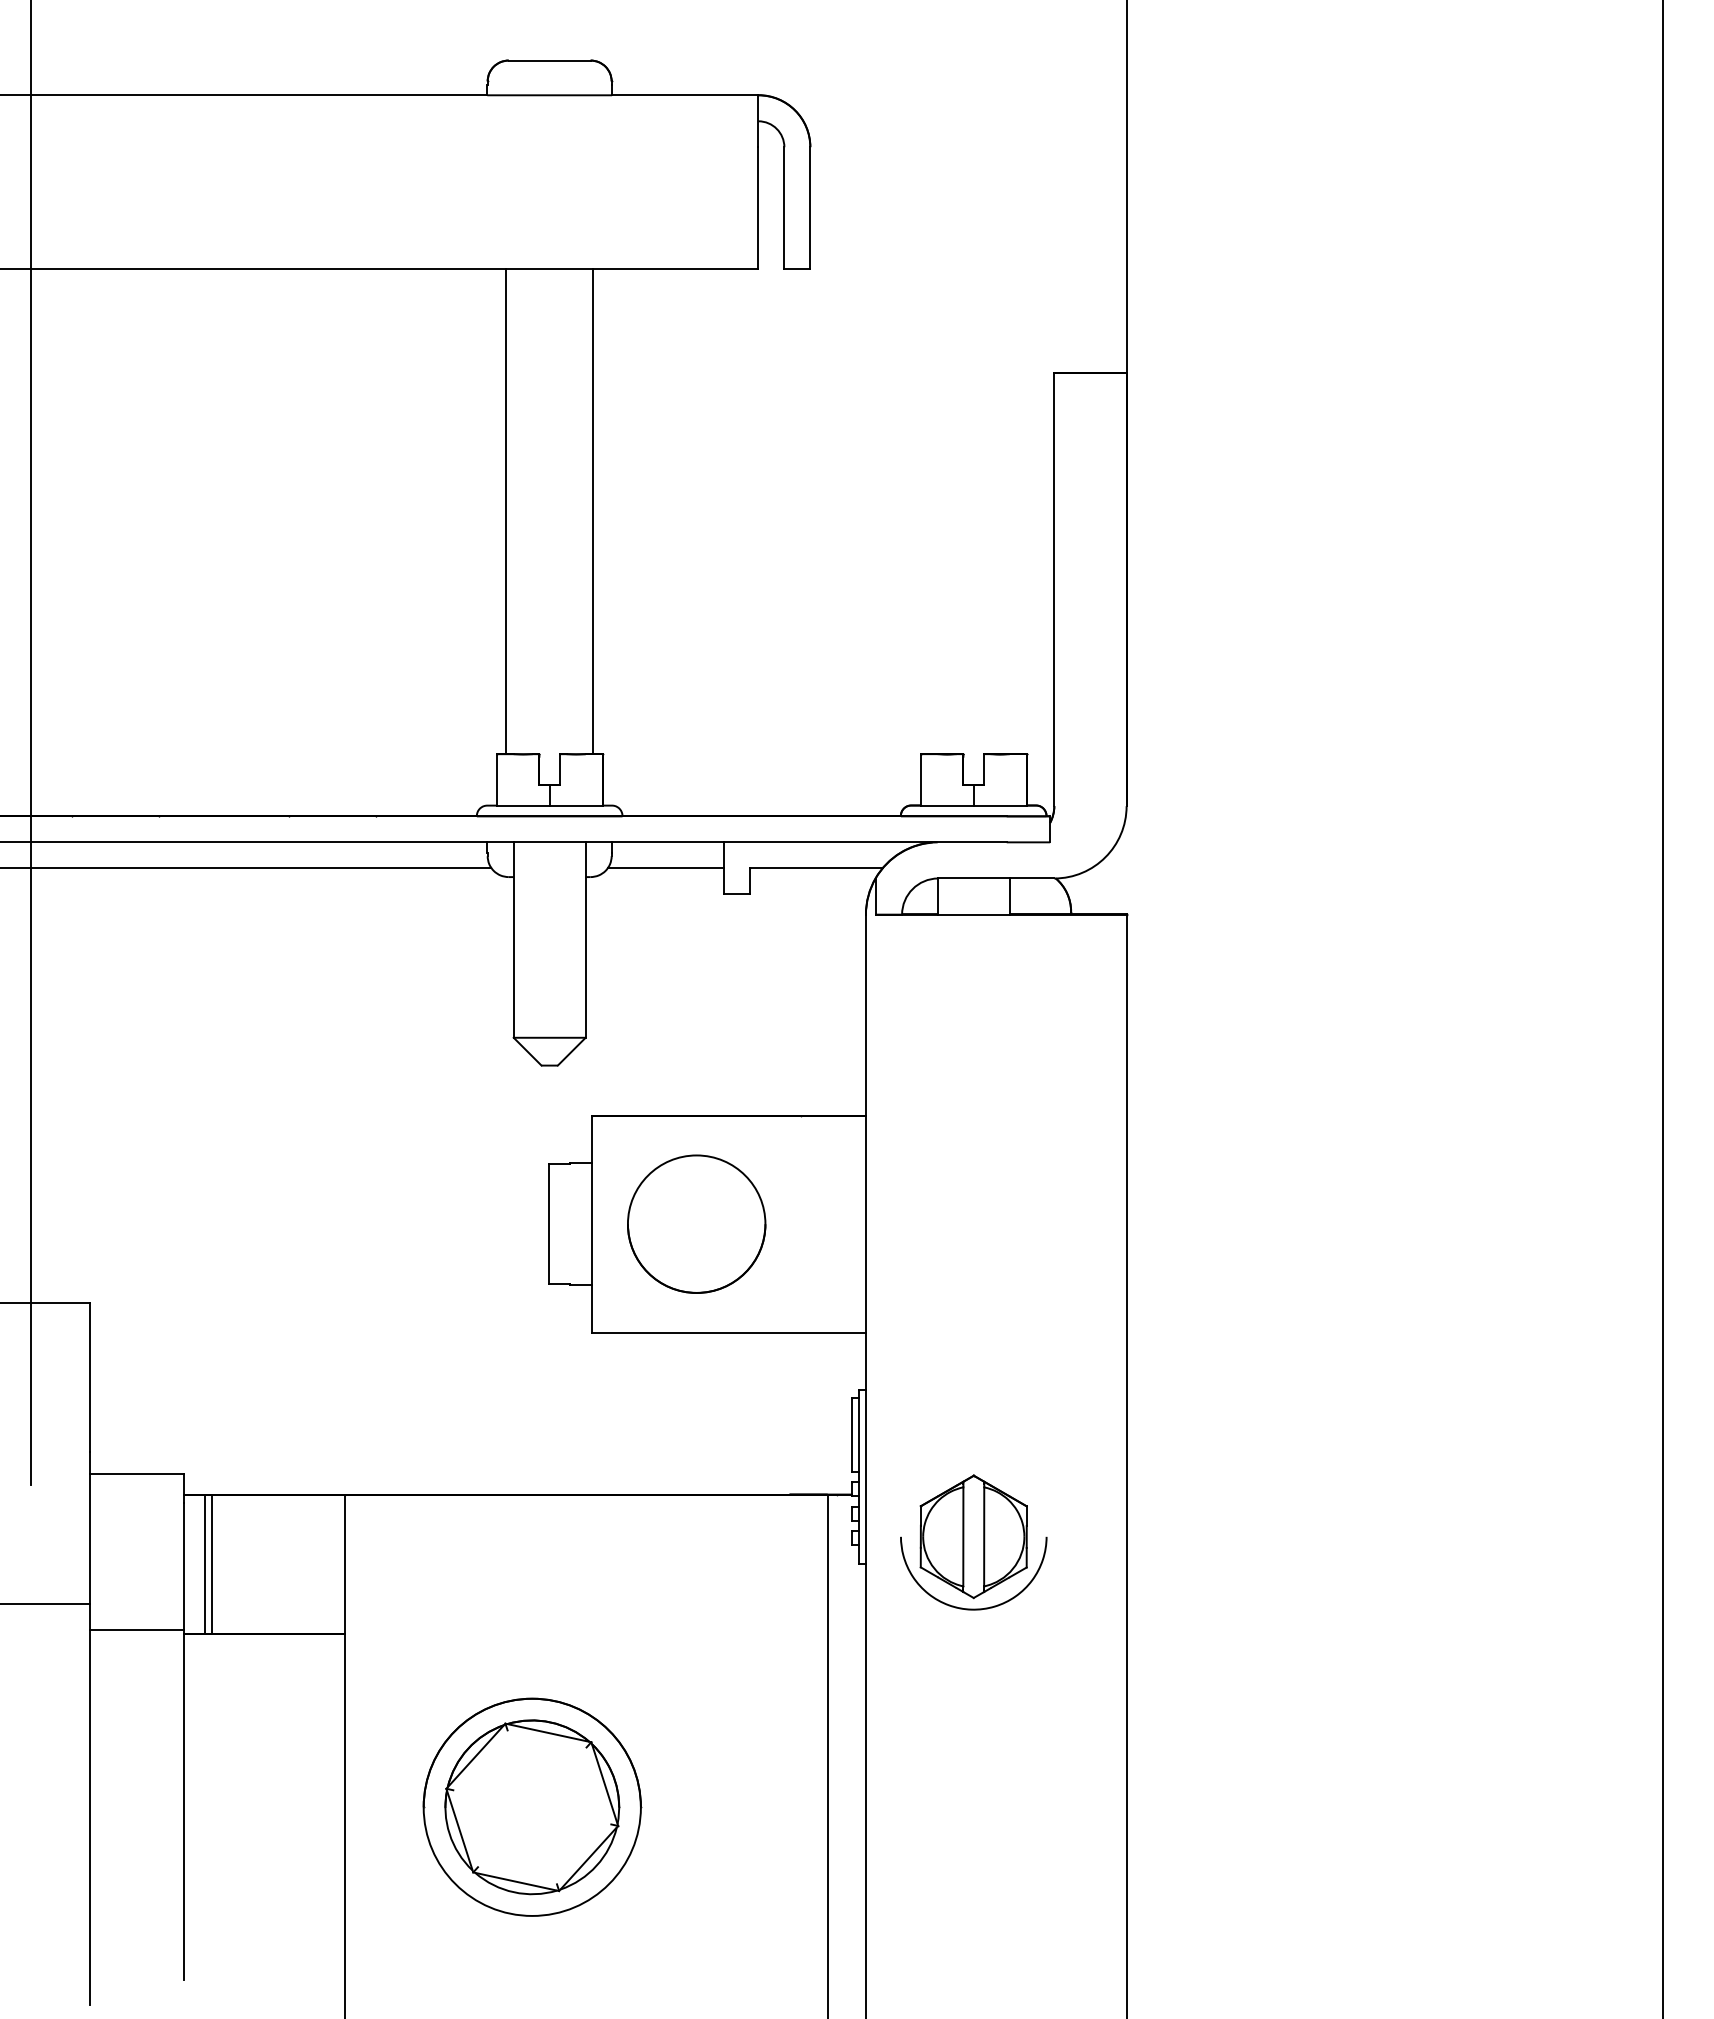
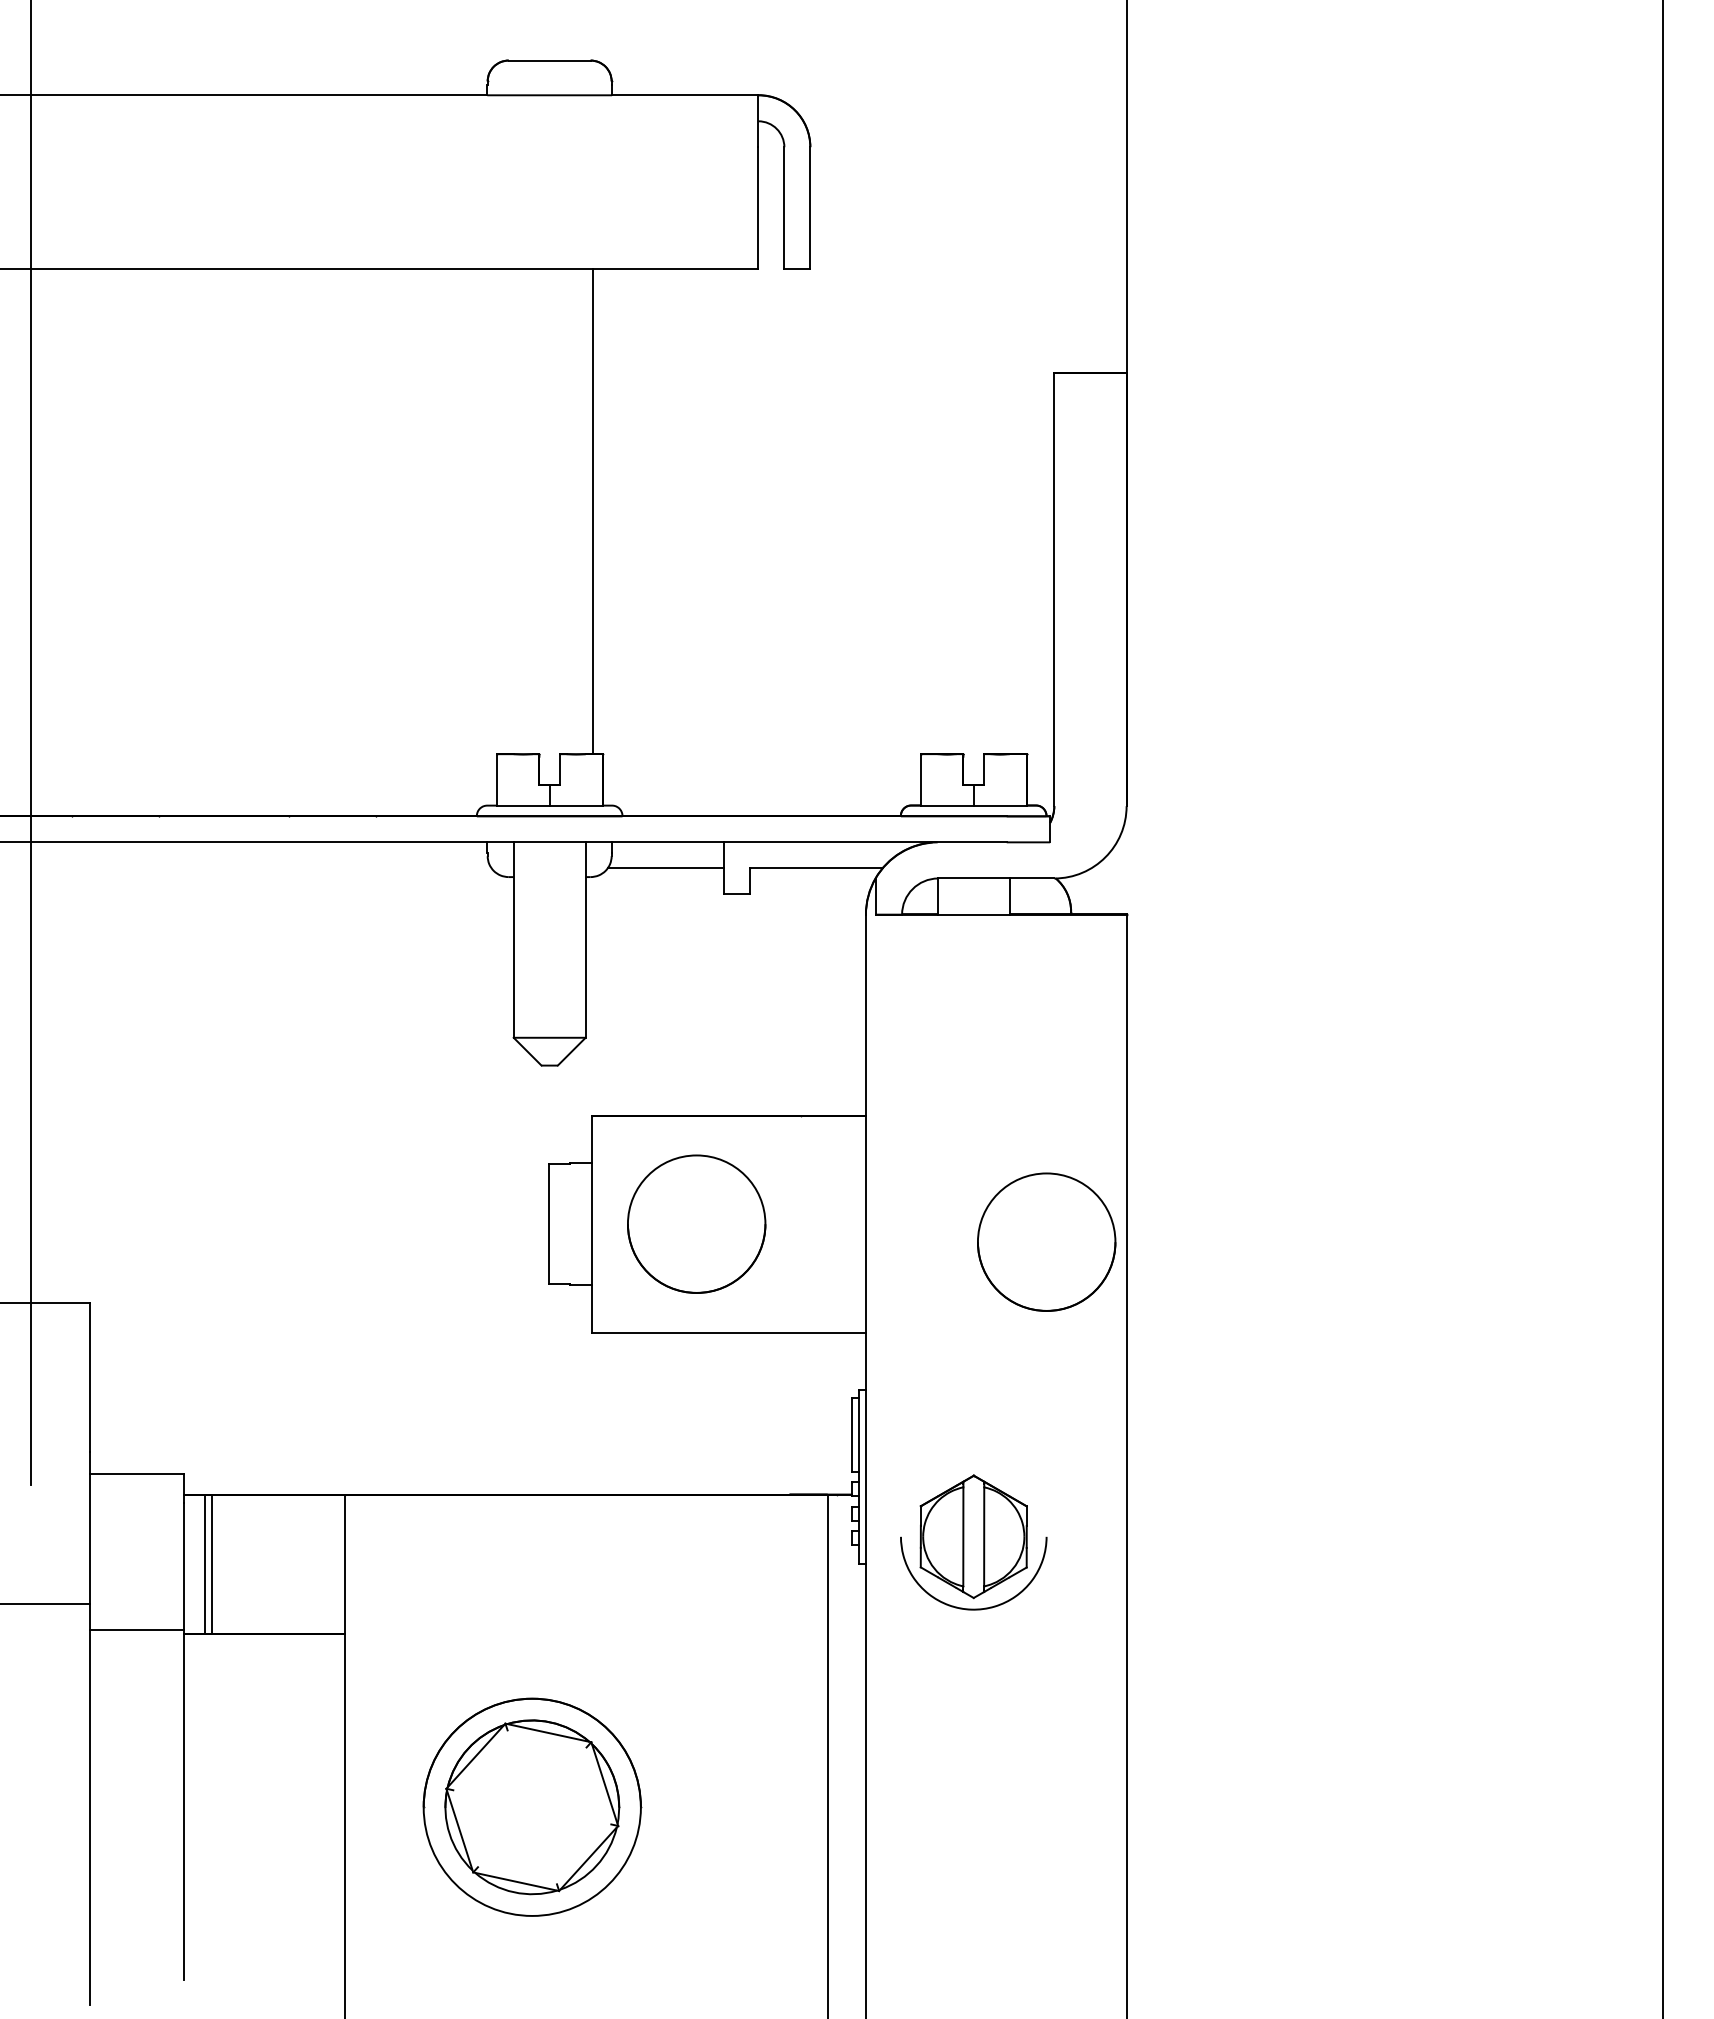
line: present -> none (506, 511)
line: present -> none (246, 868)
circle: none -> present (1046, 1241)
